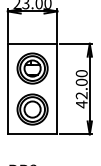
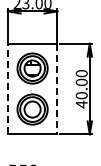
line: solid -> dashed (7, 88)
line: solid -> dashed (57, 89)
text: 42.00 -> 40.00 (81, 95)
